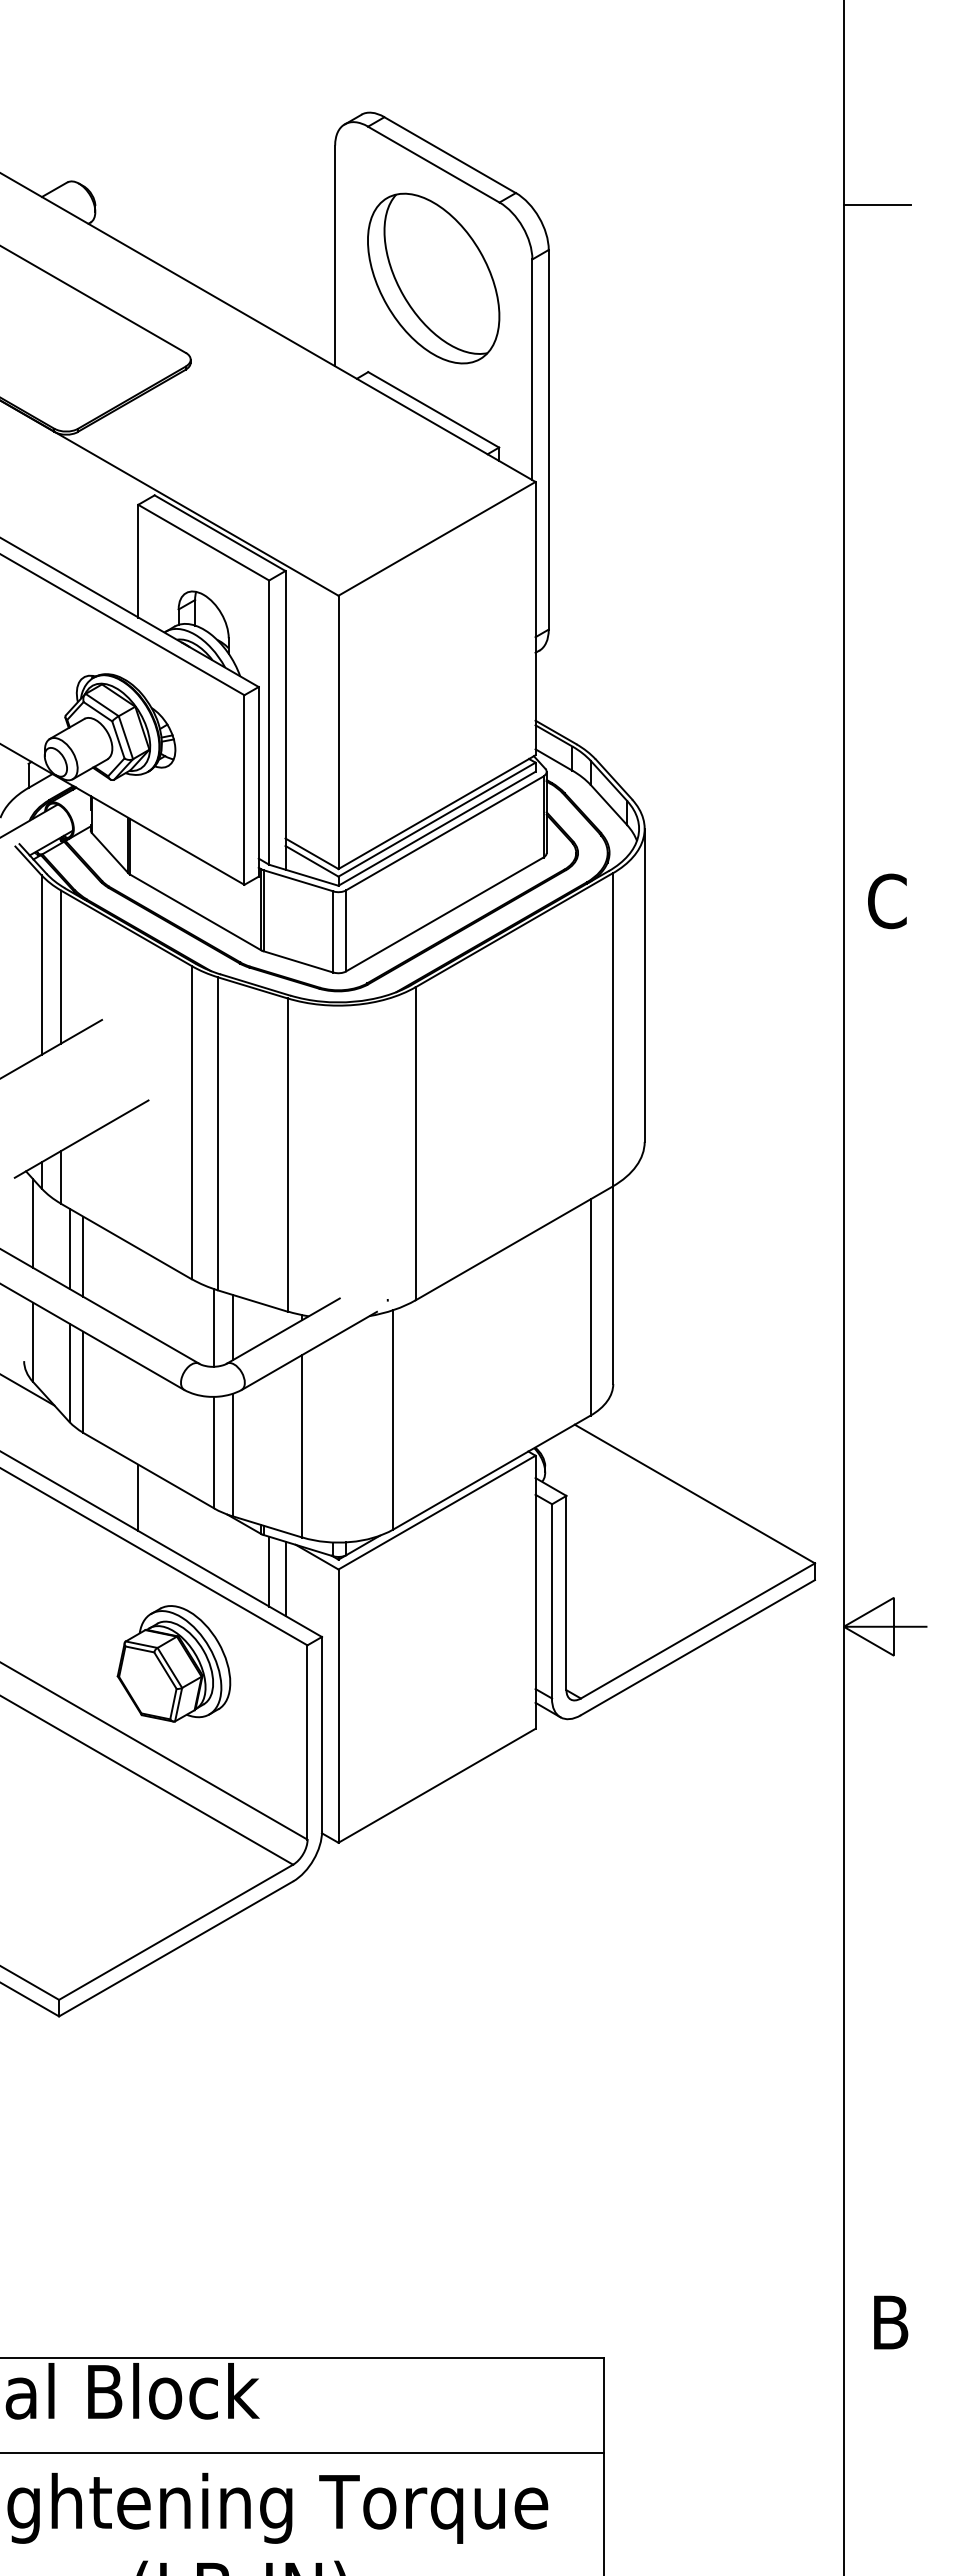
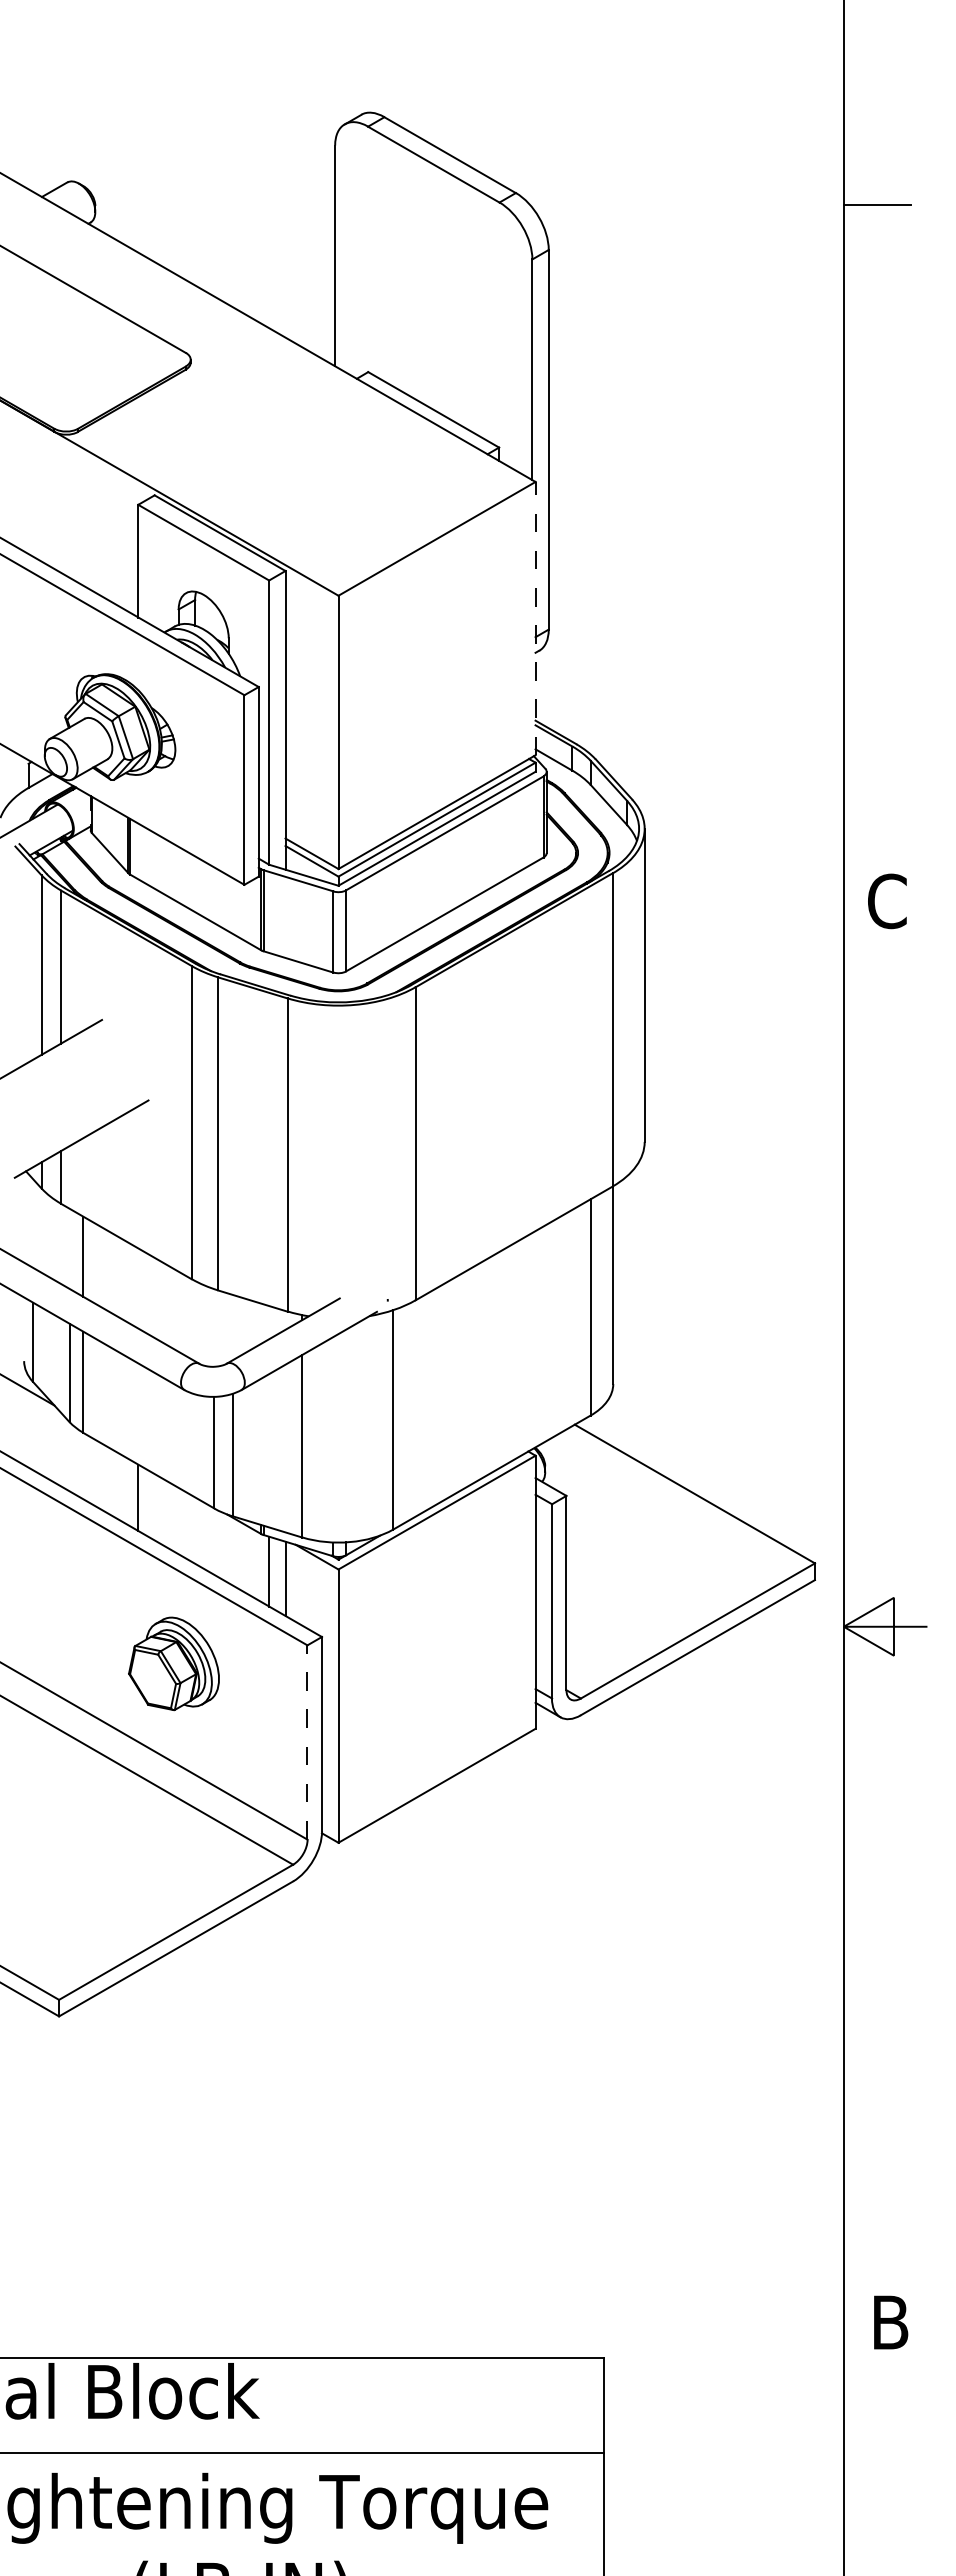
part: present -> none (433, 278)
line: solid -> dashed (535, 618)
line: present -> none (33, 1223)
line: present -> none (69, 1248)
line: present -> none (214, 1327)
line: present -> none (232, 1327)
part size: 116x118 px -> 92x96 px (173, 1663)
line: solid -> dashed (307, 1742)
